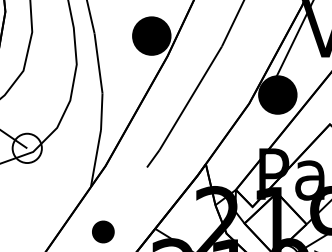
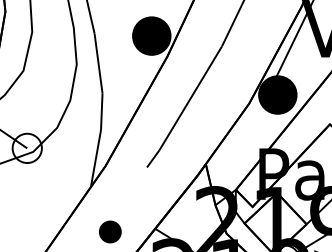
part position: (103, 231) -> (110, 231) (110, 231)
